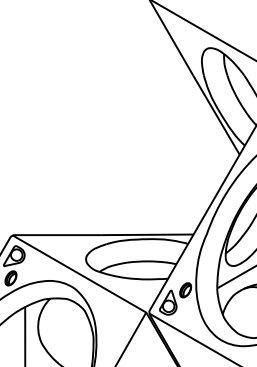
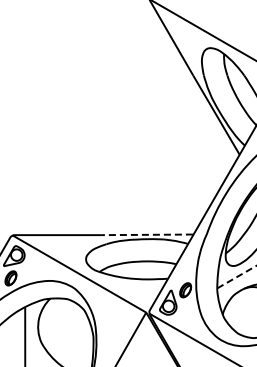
line: solid -> dashed (147, 234)
line: solid -> dashed (237, 276)
